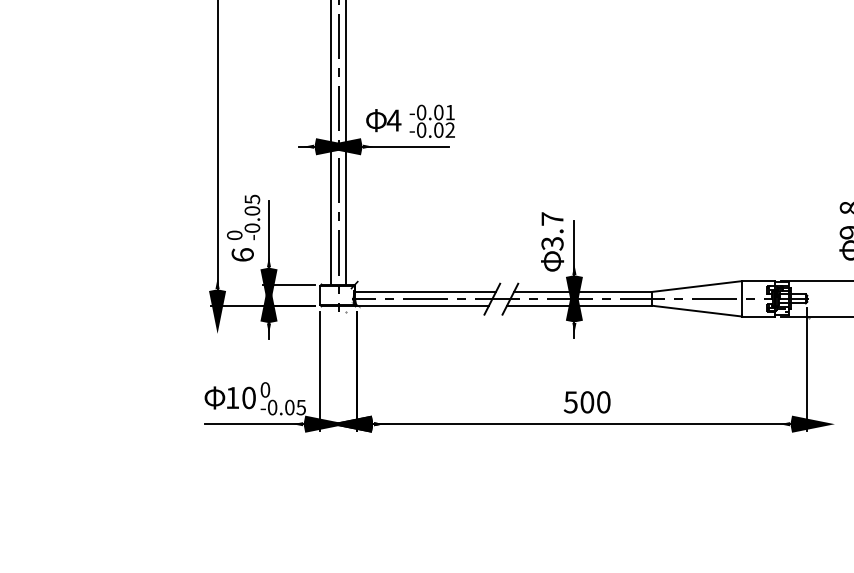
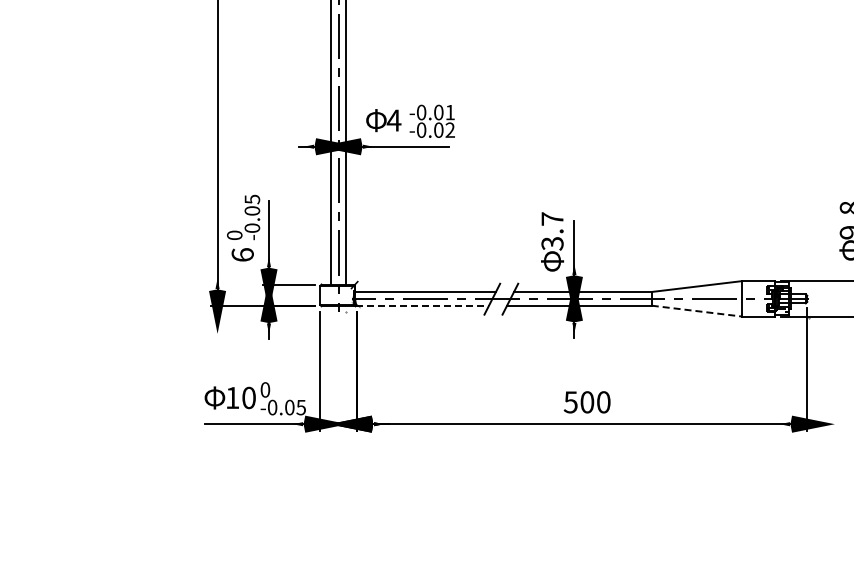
line: solid -> dashed (423, 305)
line: solid -> dashed (697, 311)
